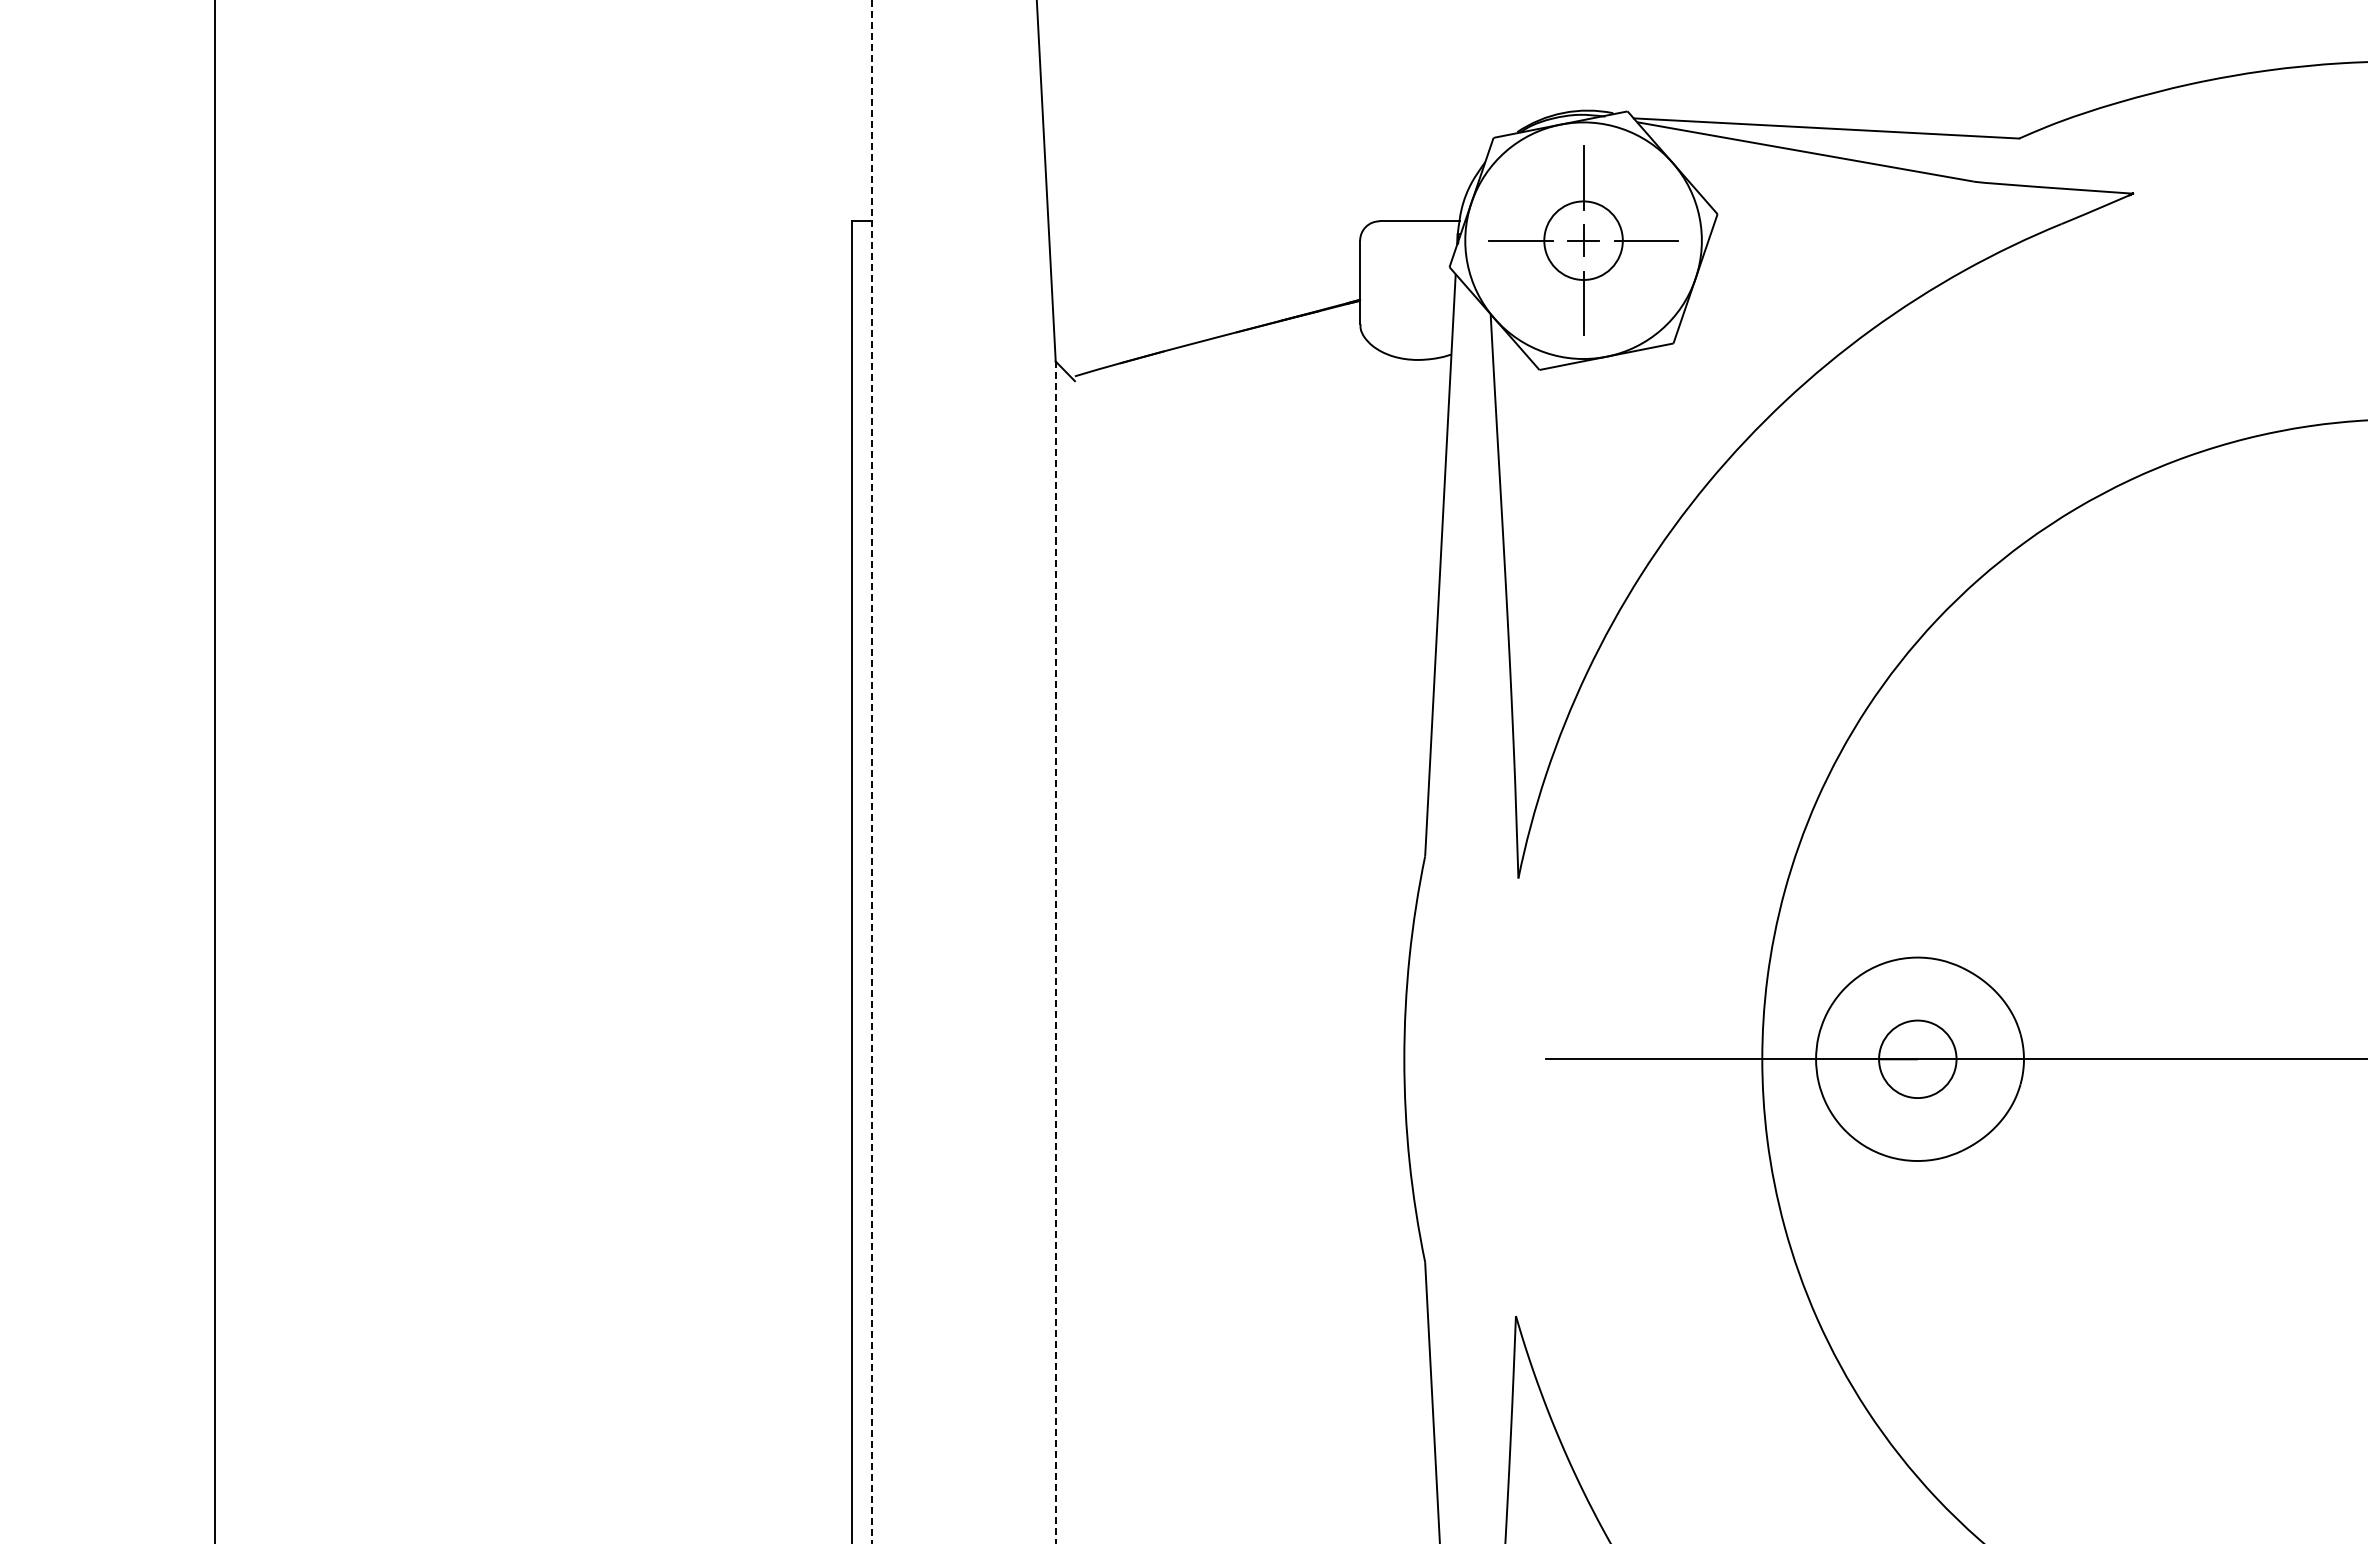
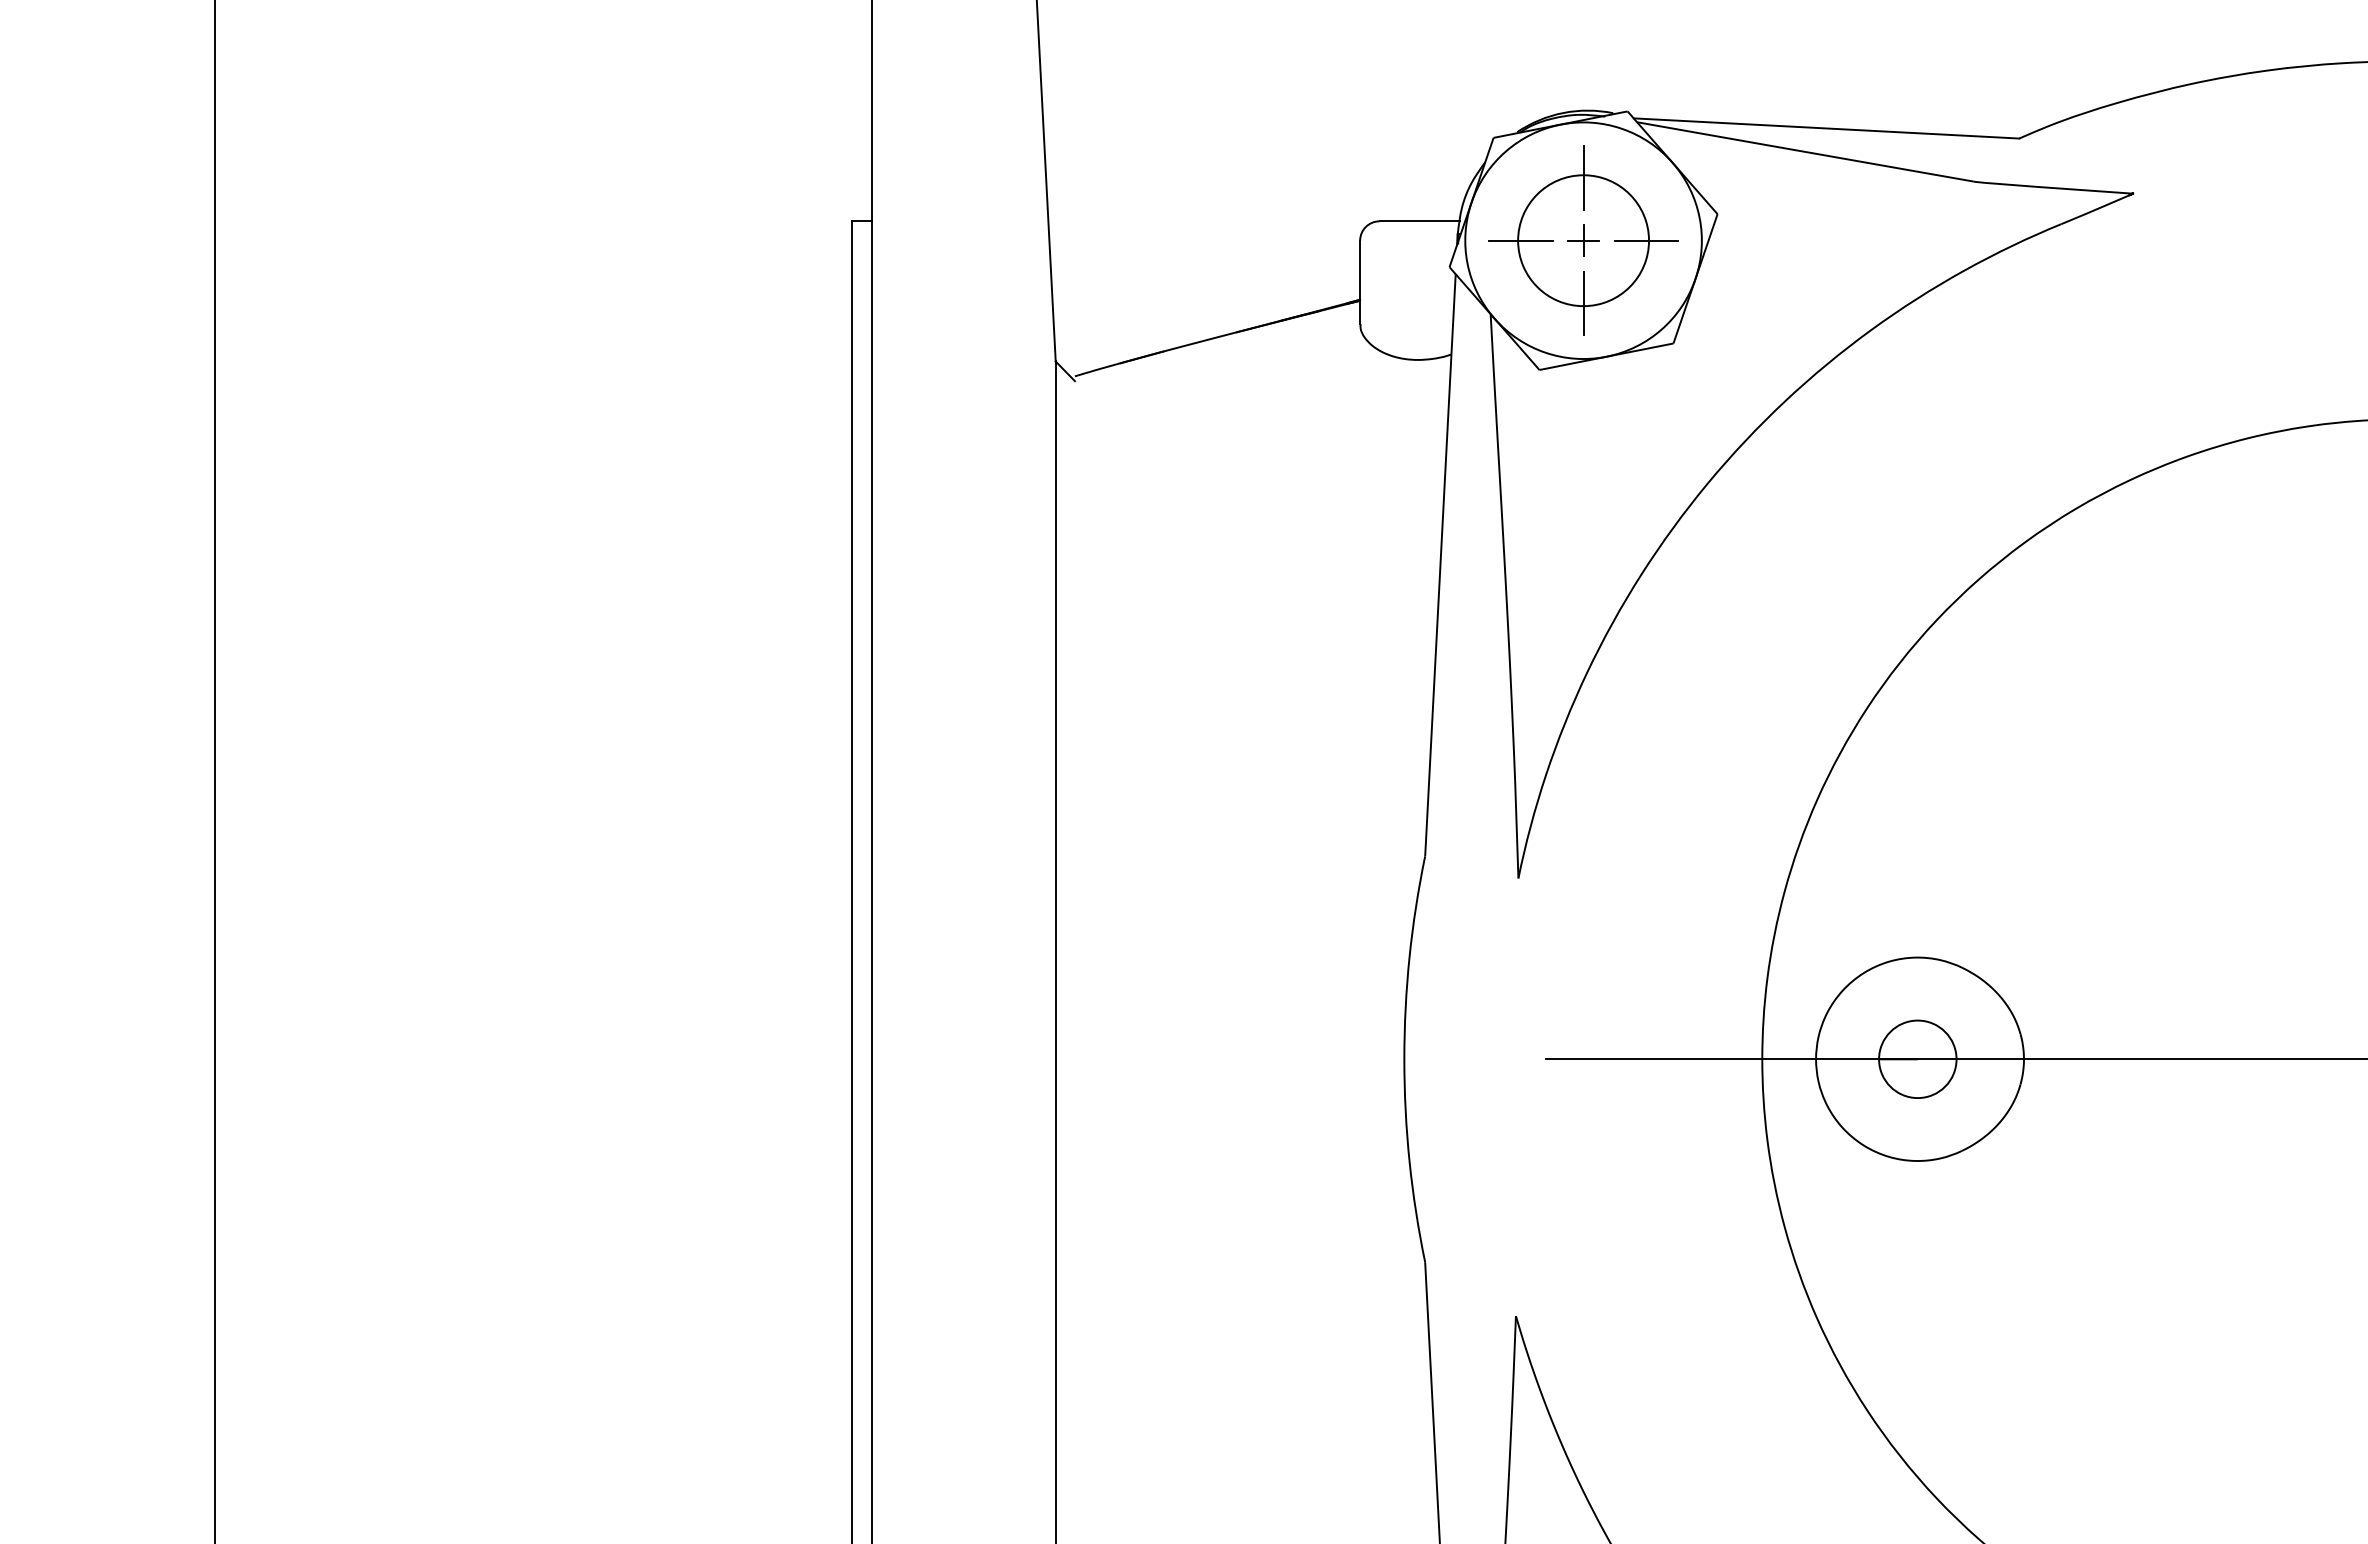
circle diameter: 79 px -> 131 px (1583, 240)
line: dashed -> solid (871, 772)
line: dashed -> solid (1055, 952)
